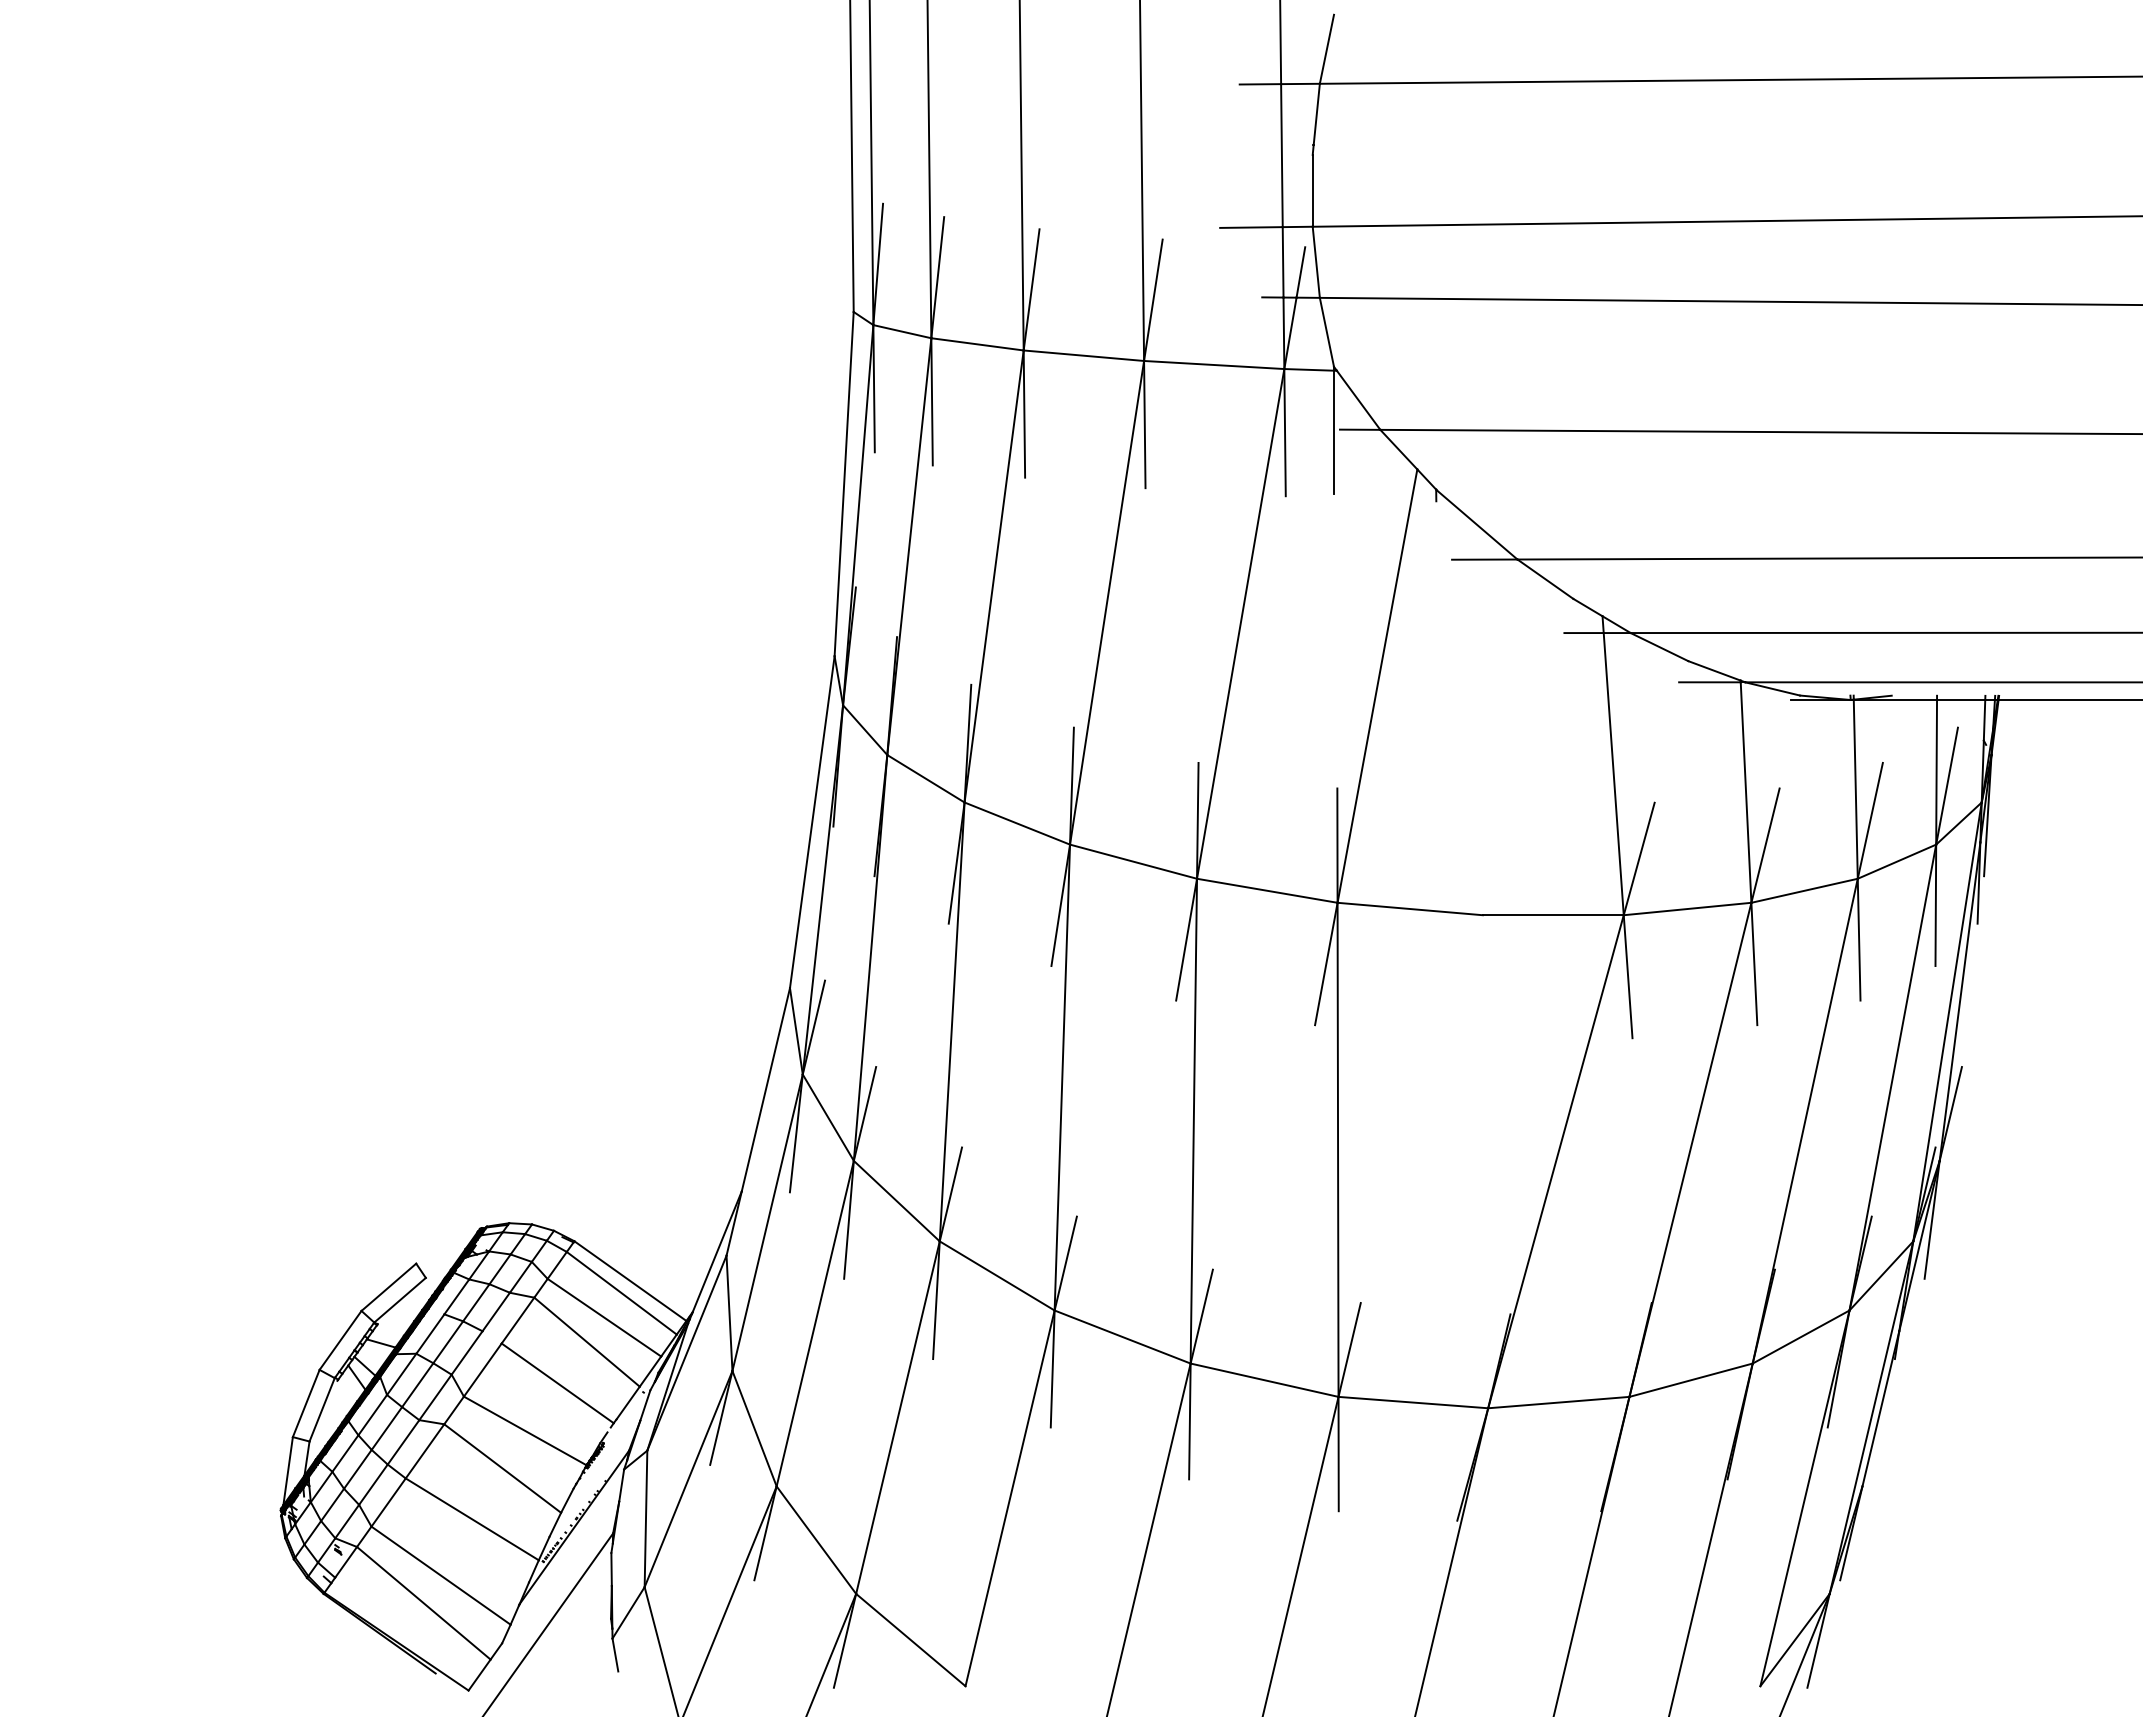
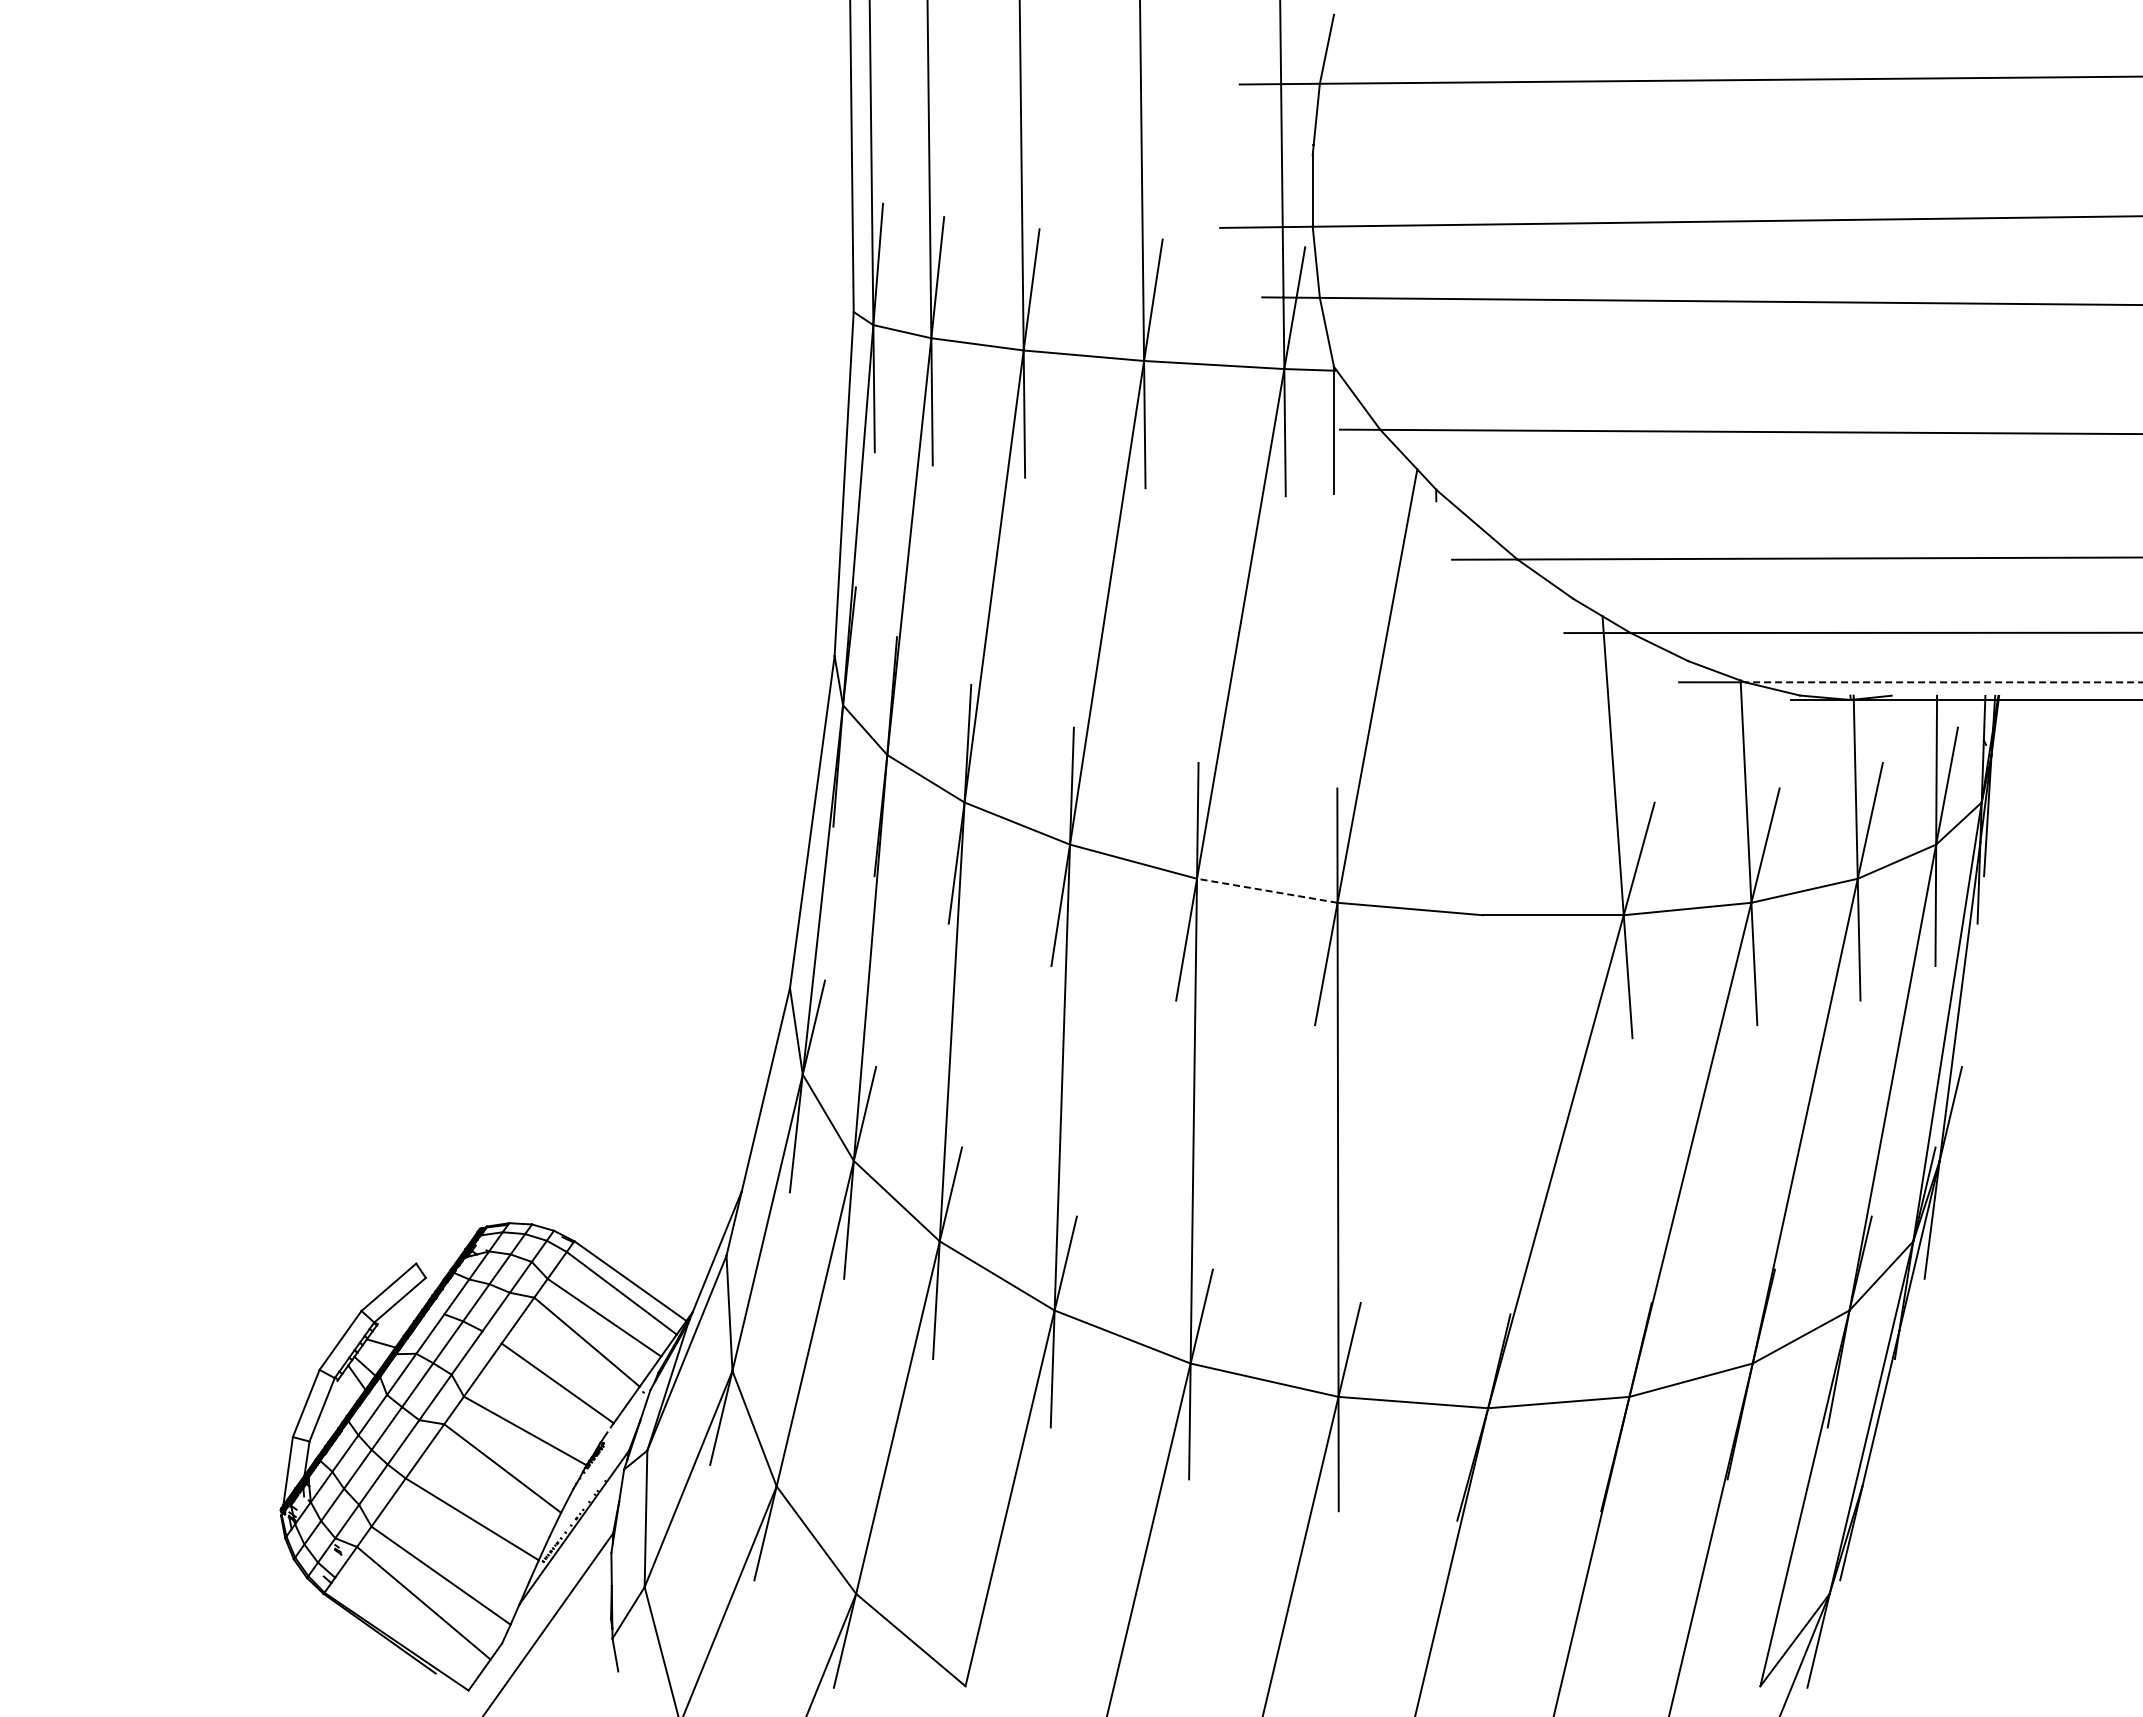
line: solid -> dashed (1943, 682)
line: solid -> dashed (1266, 890)
